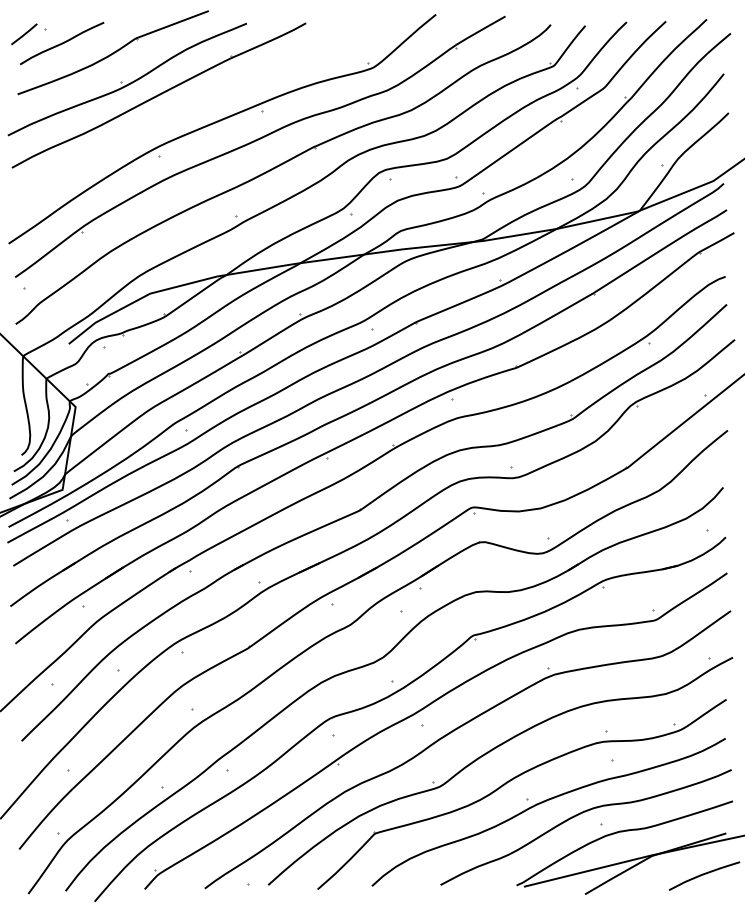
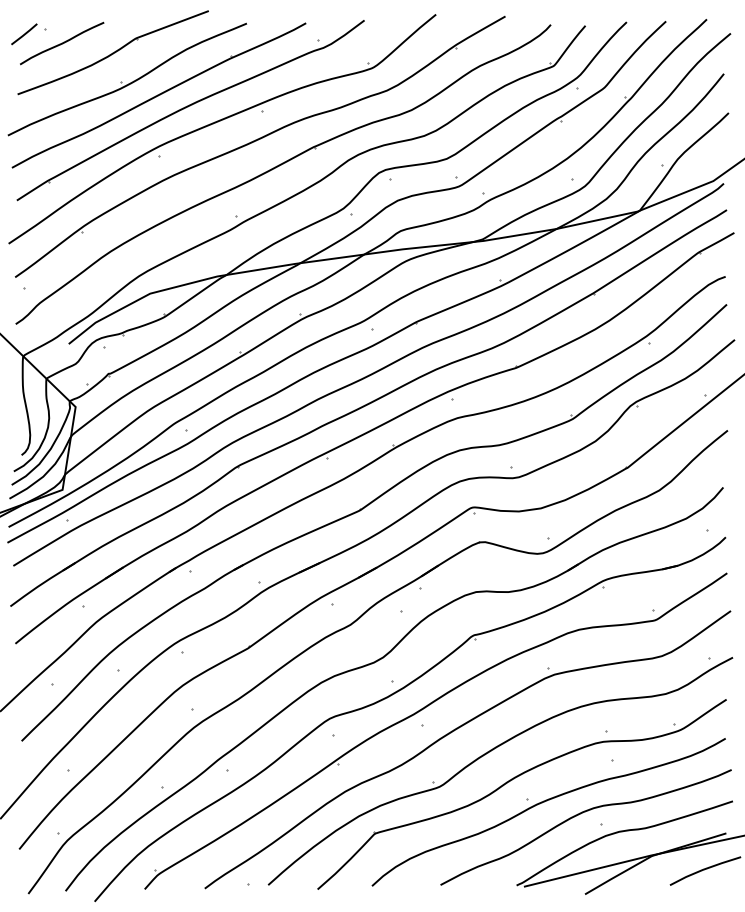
part: none -> present (190, 110)
line position: (704, 874) -> (705, 869) (705, 869)
